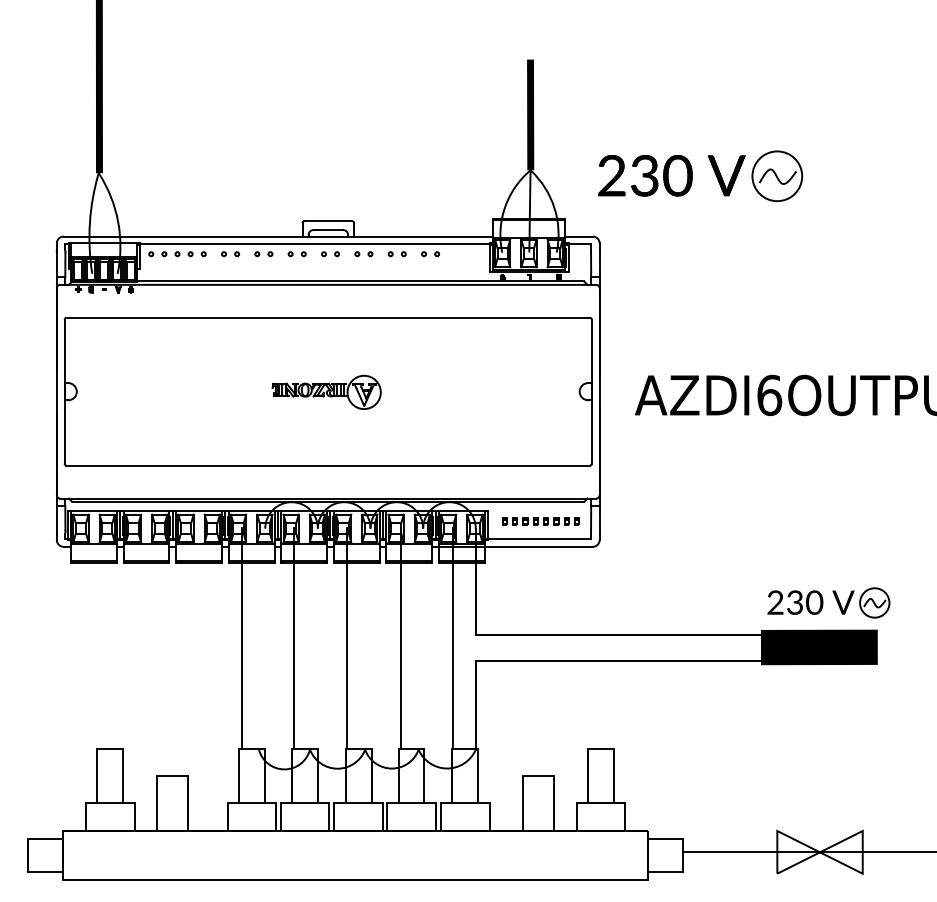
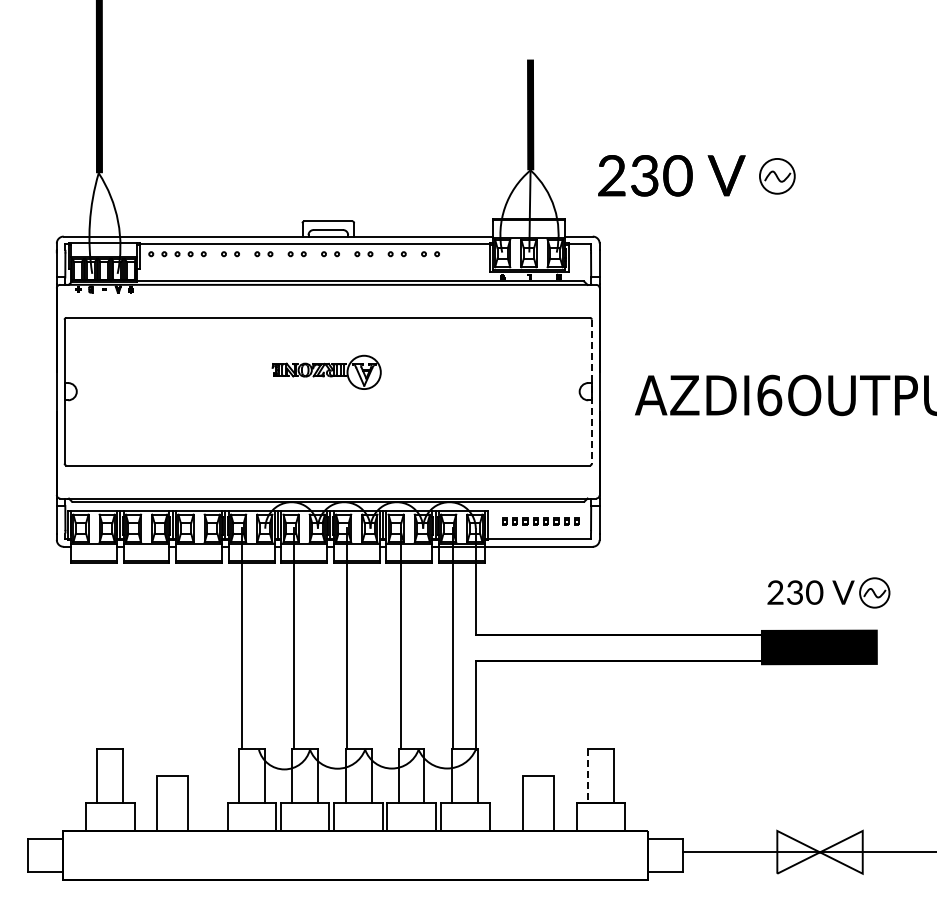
part size: 53x53 px -> 37x37 px (777, 176)
part position: (326, 391) -> (326, 371) (326, 371)
line: solid -> dashed (591, 391)
part position: (828, 602) -> (828, 592) (828, 592)
line: solid -> dashed (588, 776)
